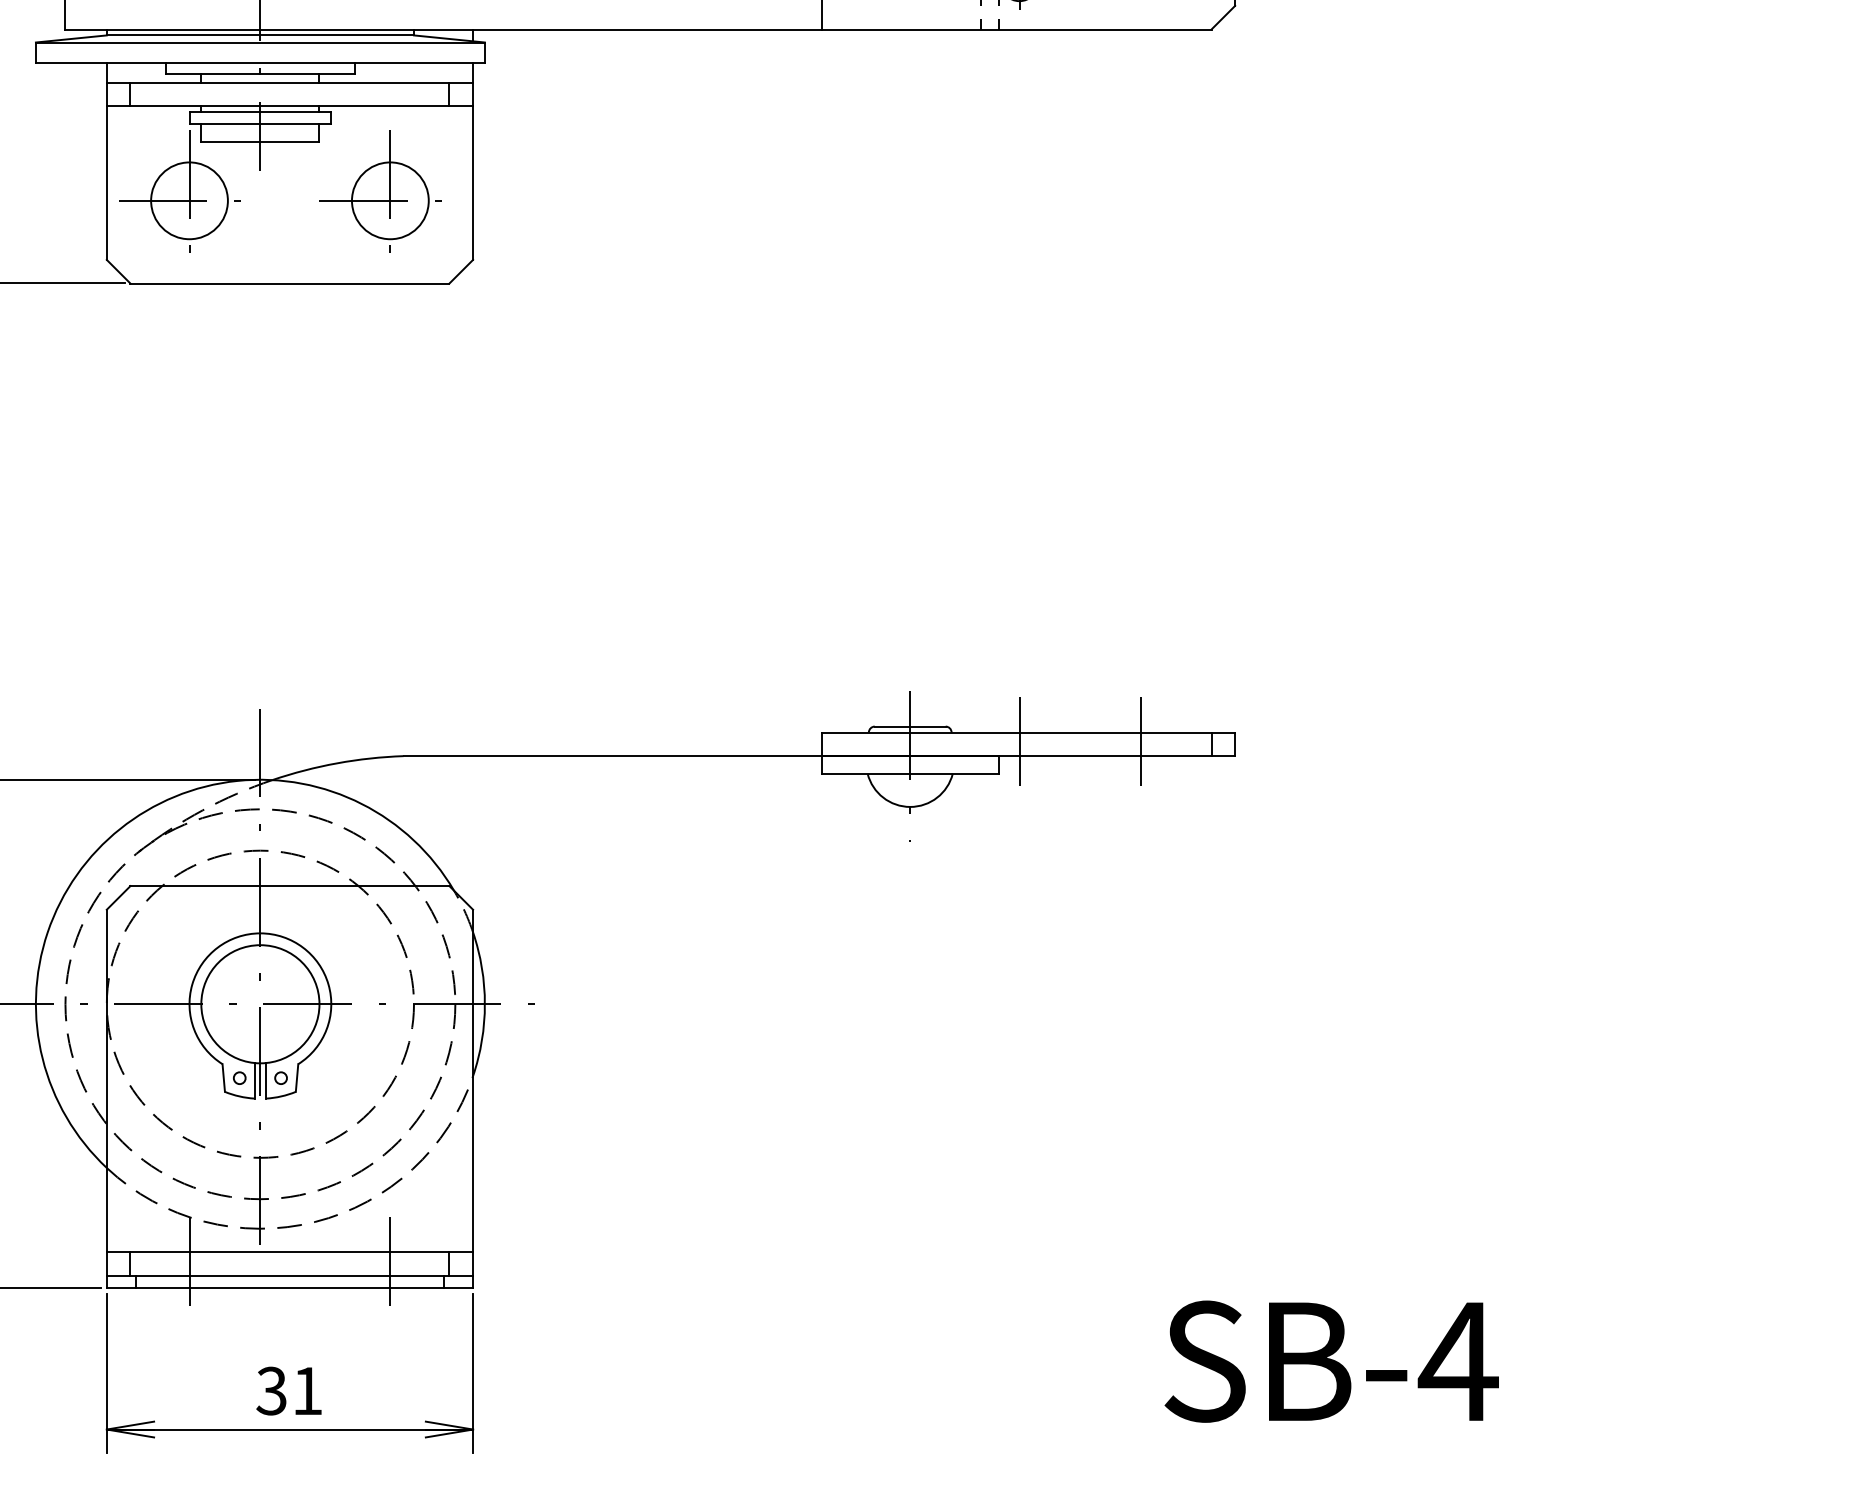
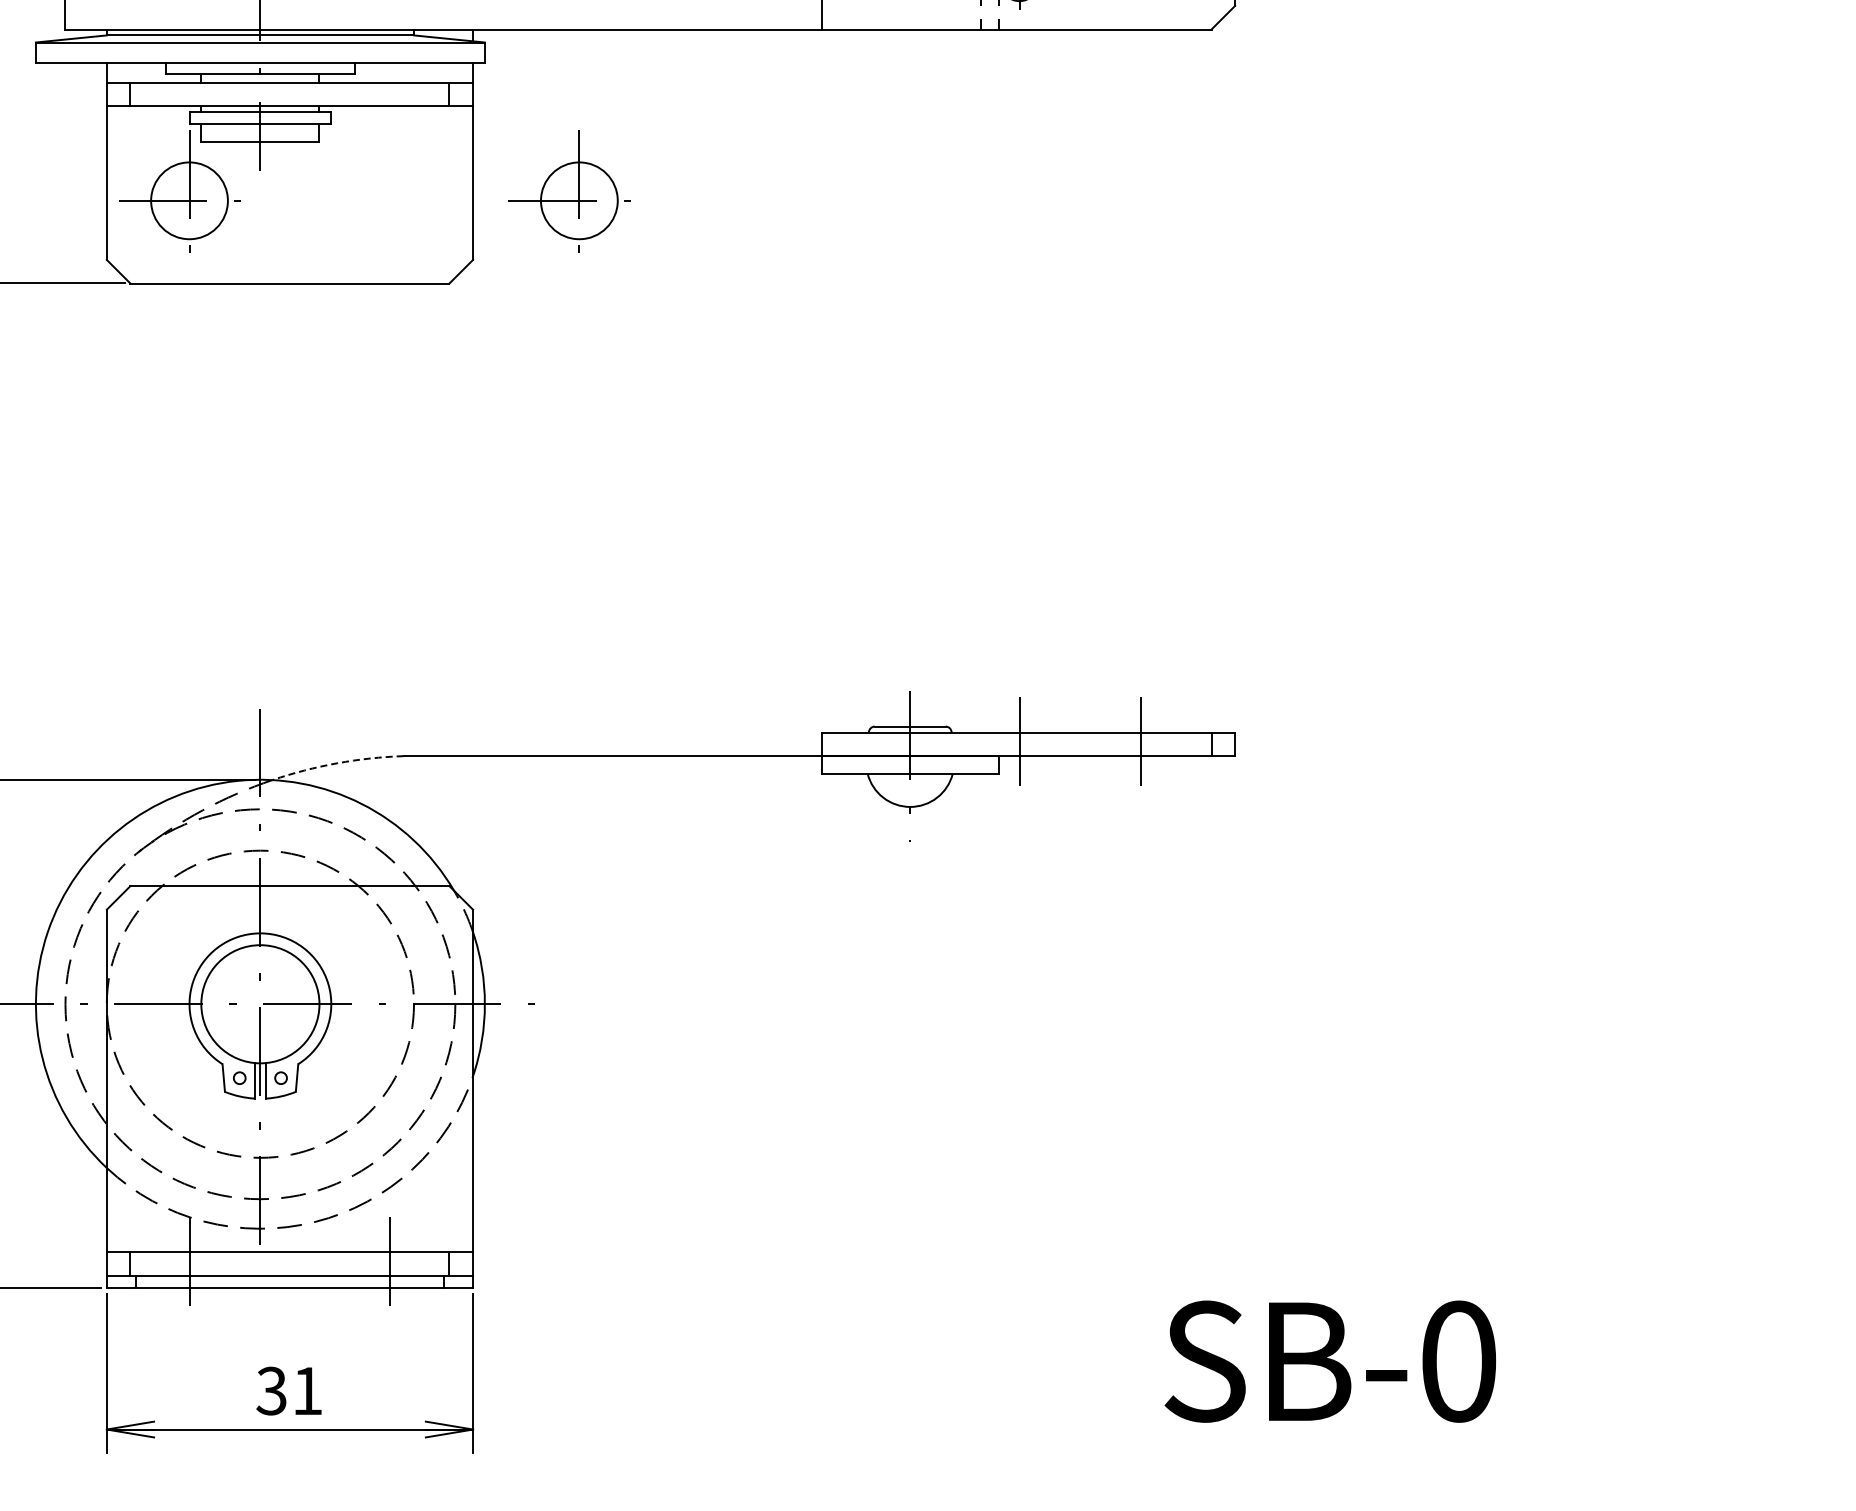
part position: (380, 191) -> (569, 191) (569, 191)
arc: solid -> dashed (337, 763)
text: SB-4 -> SB-0 (1457, 1361)
